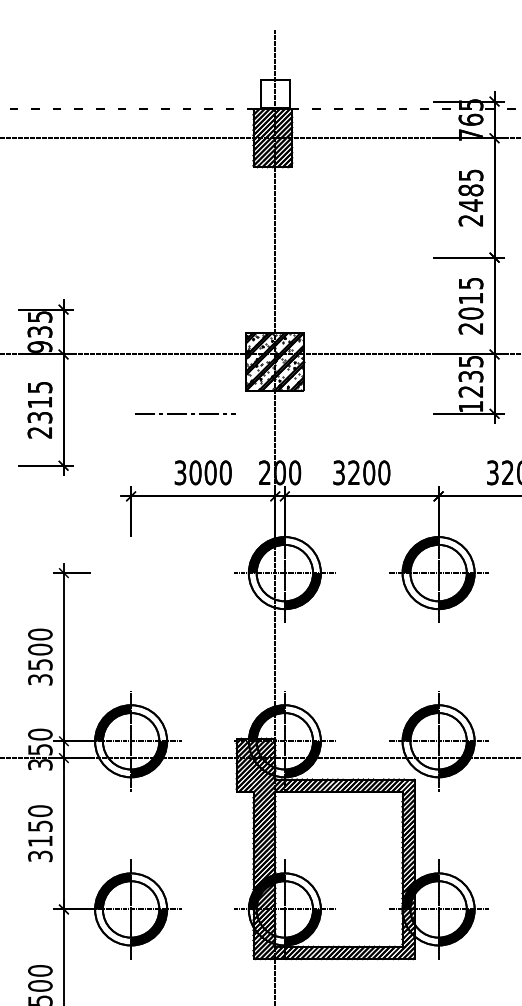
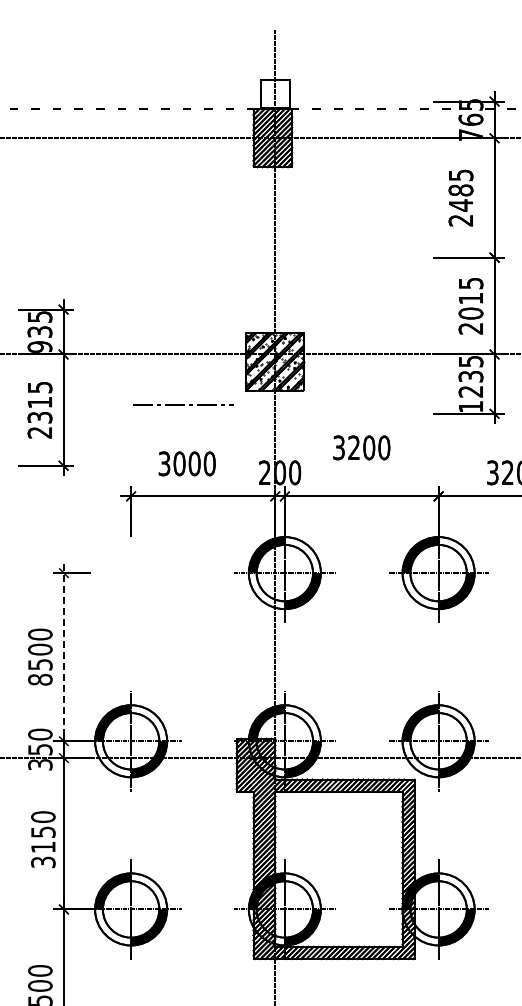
text position: (470, 197) -> (460, 197) (460, 197)
line position: (185, 413) -> (183, 404) (183, 404)
text position: (202, 472) -> (186, 463) (186, 463)
text position: (361, 472) -> (361, 447) (361, 447)
line: solid -> dashed (63, 657)
text: 3500 -> 8500 (40, 679)
text position: (40, 833) -> (43, 839) (43, 839)
